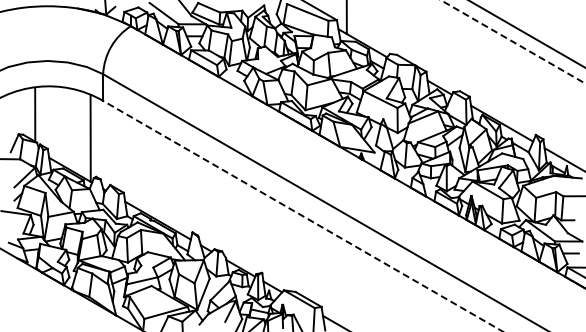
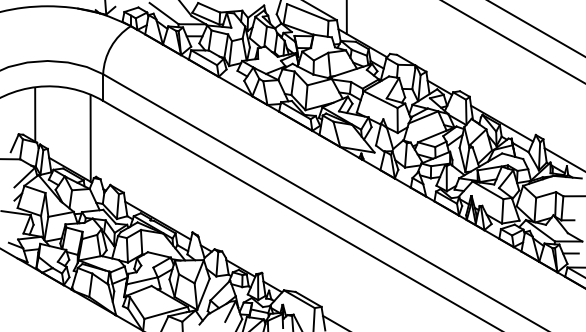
line position: (527, 33) -> (536, 28) (536, 28)
line: dashed -> solid (513, 41)
line: dashed -> solid (303, 216)
